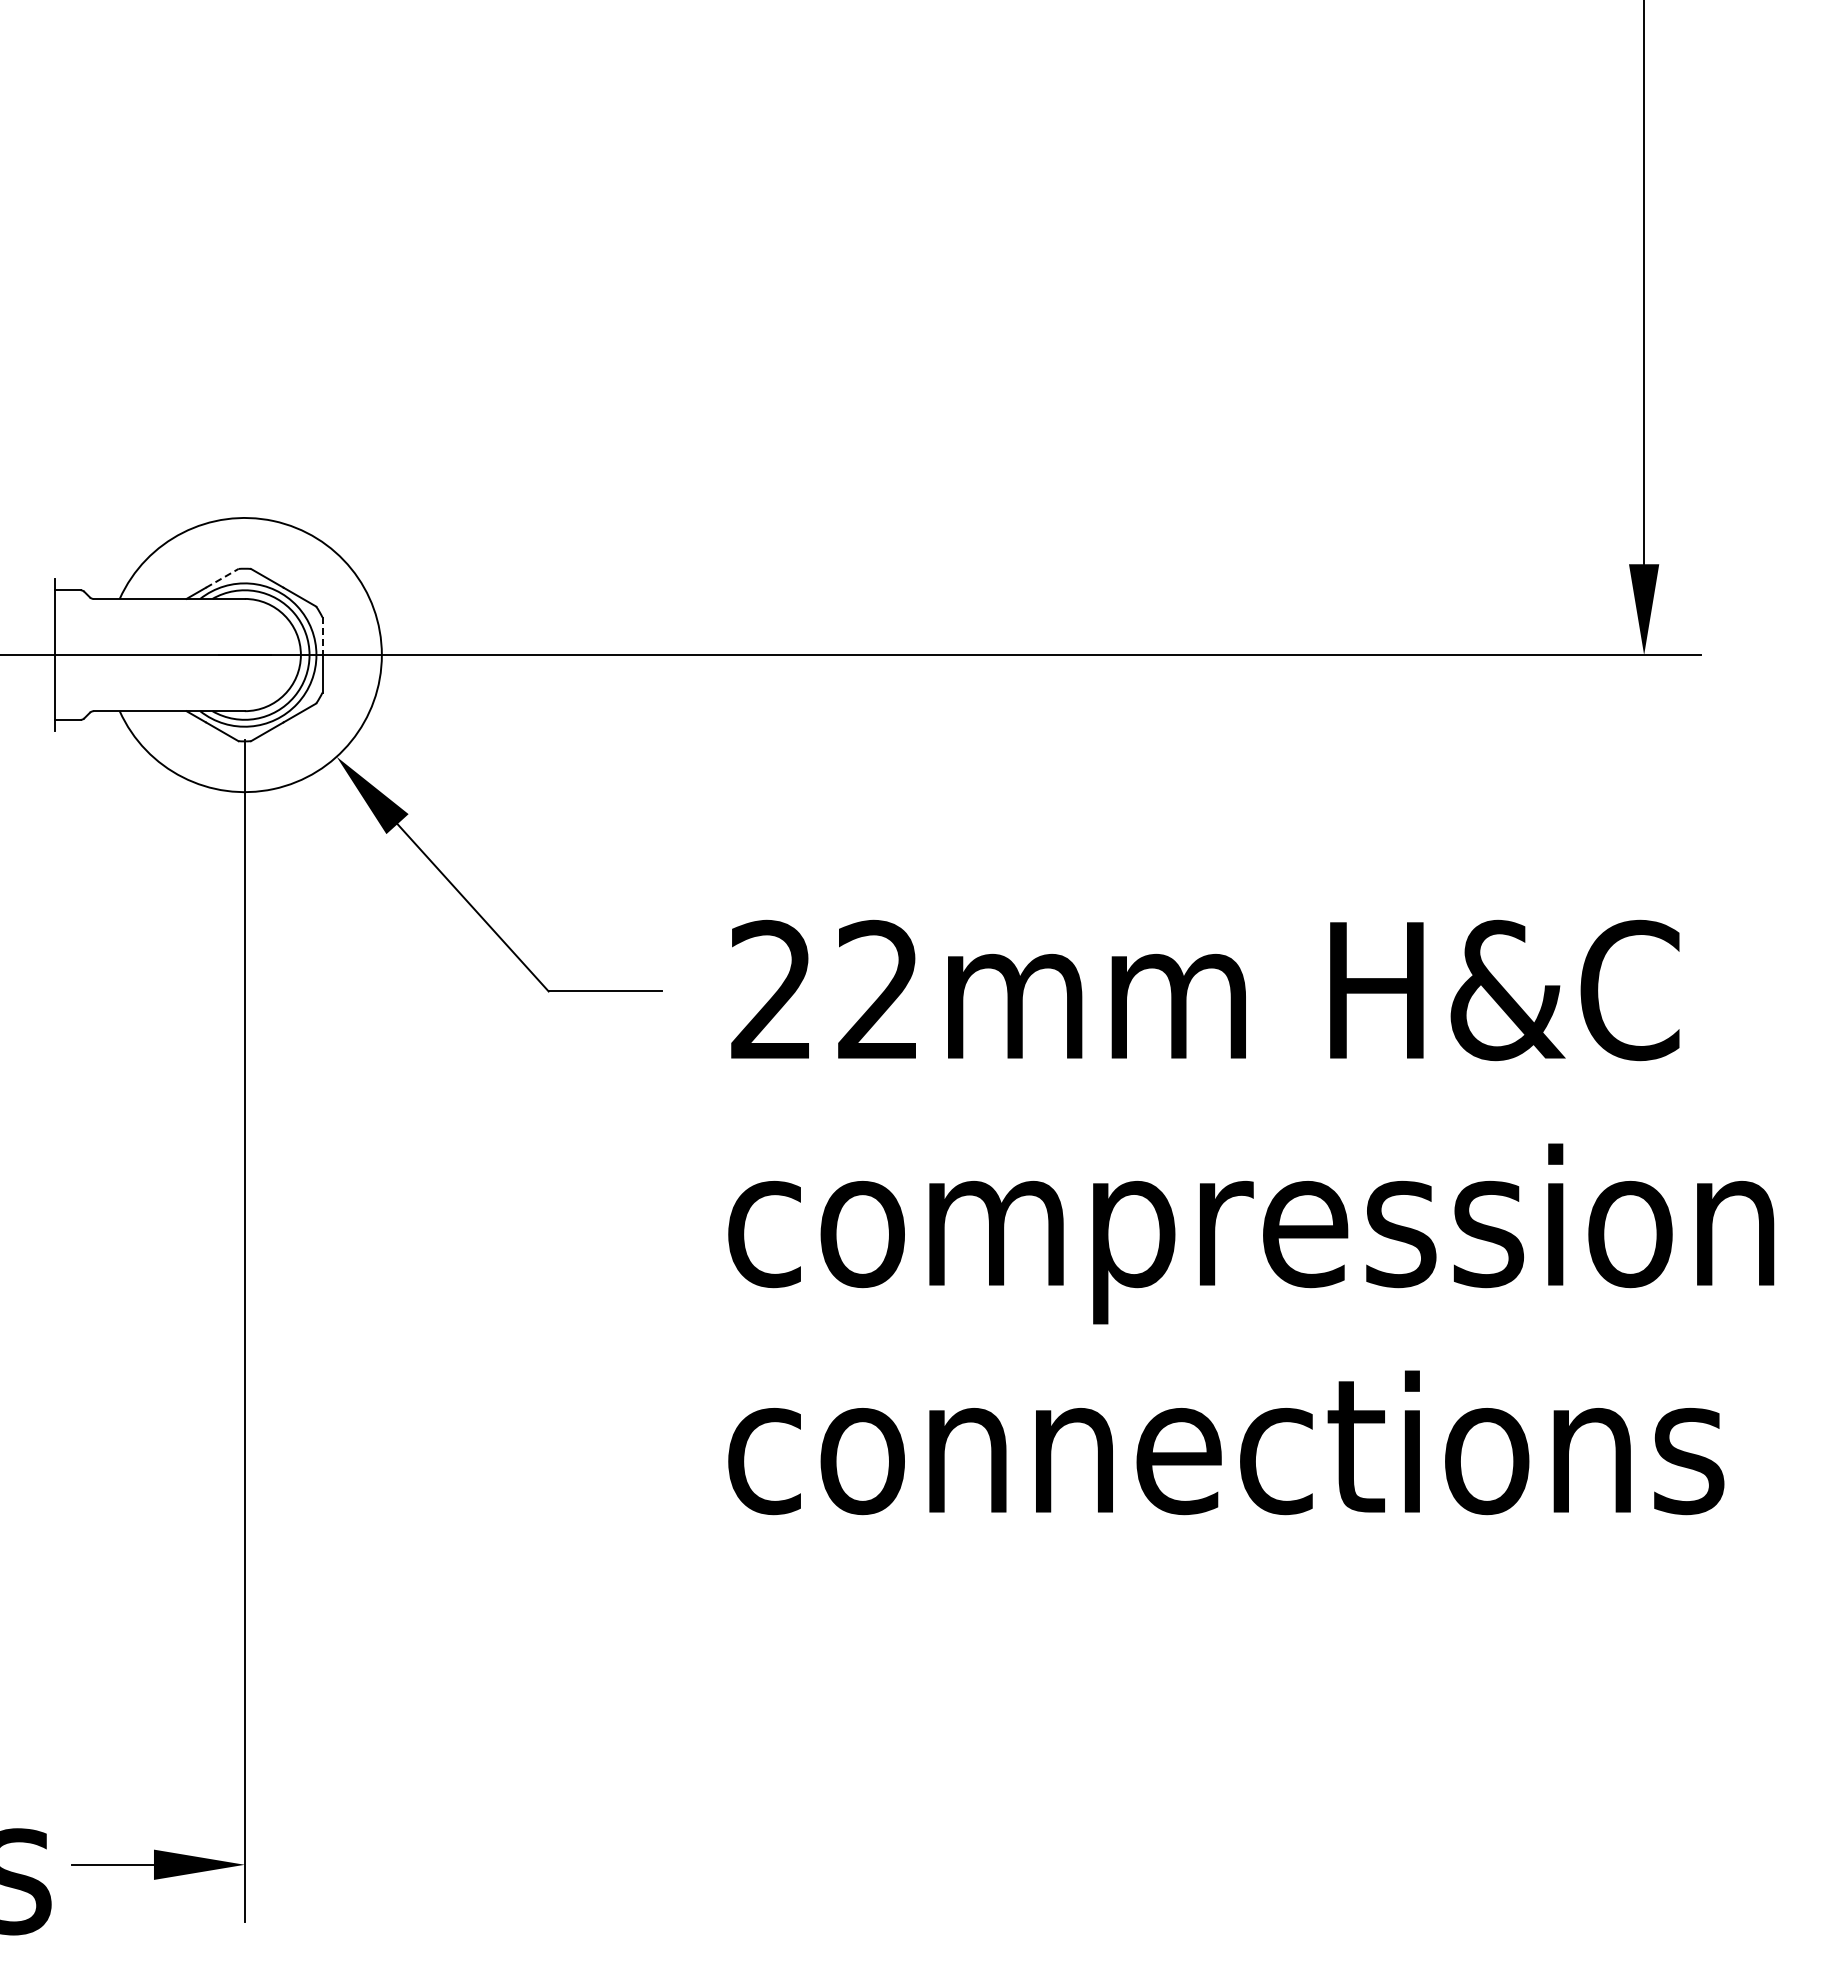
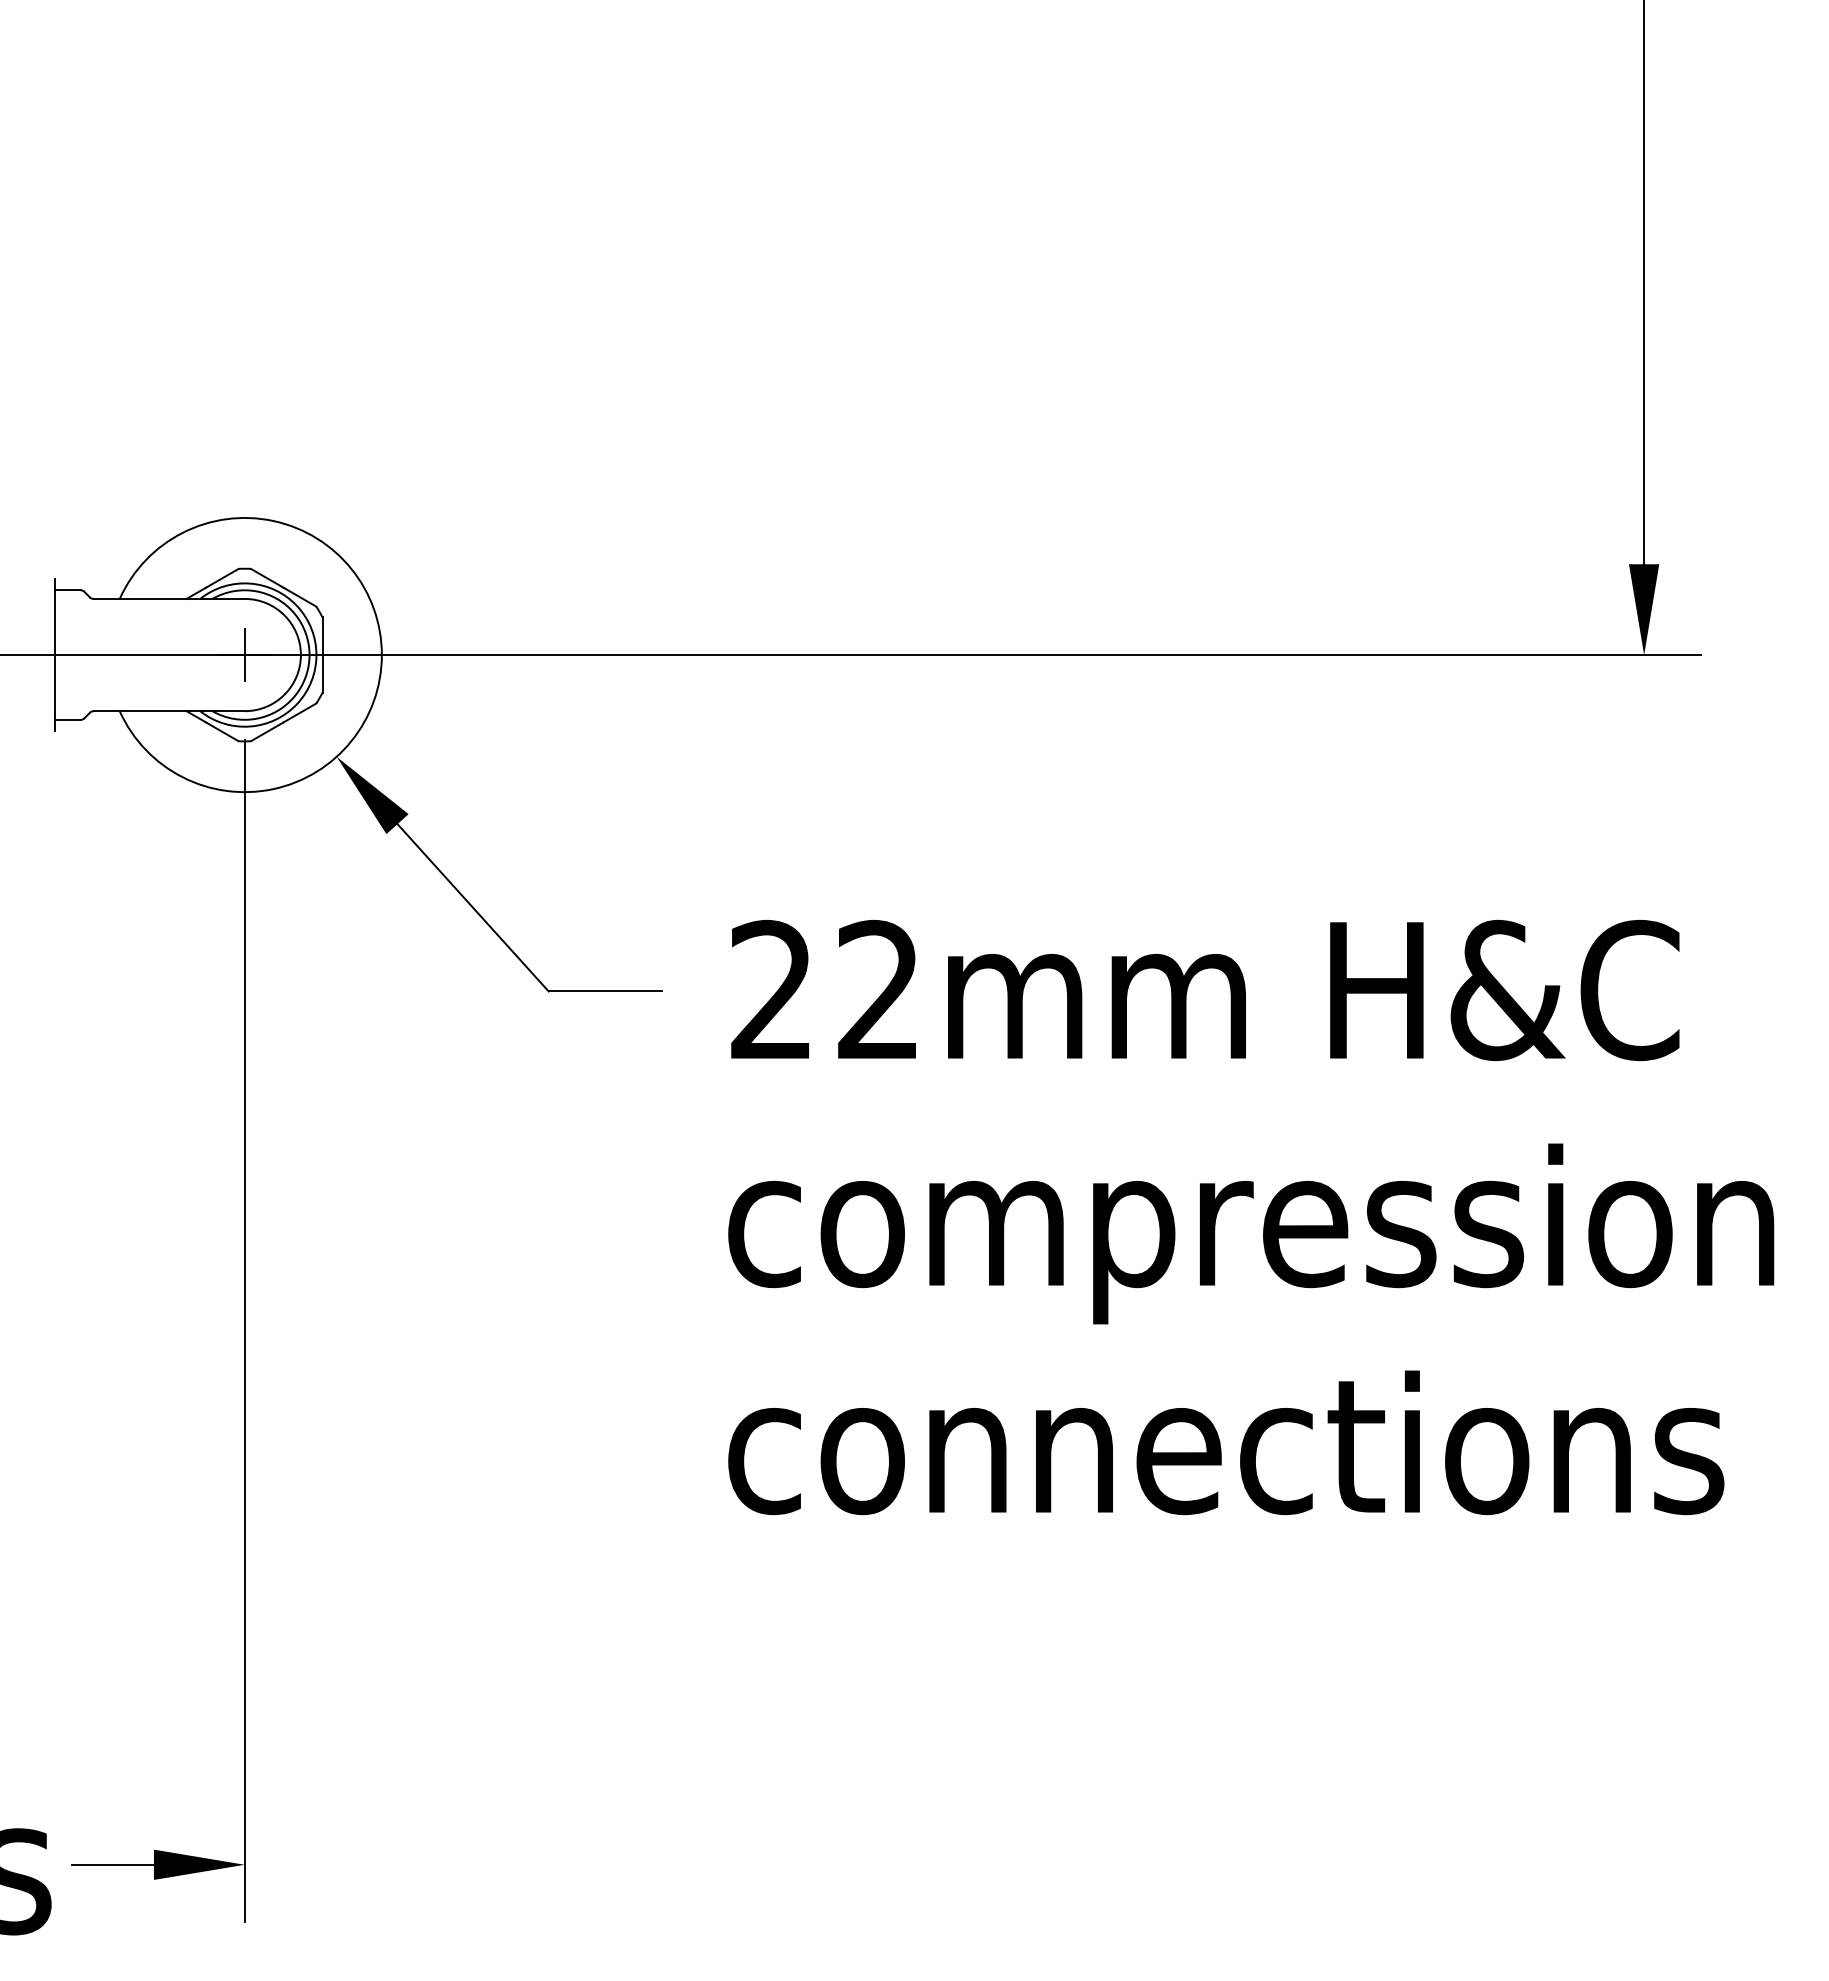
line: dashed -> solid (222, 578)
line: dashed -> solid (322, 636)
line: none -> present (244, 654)
